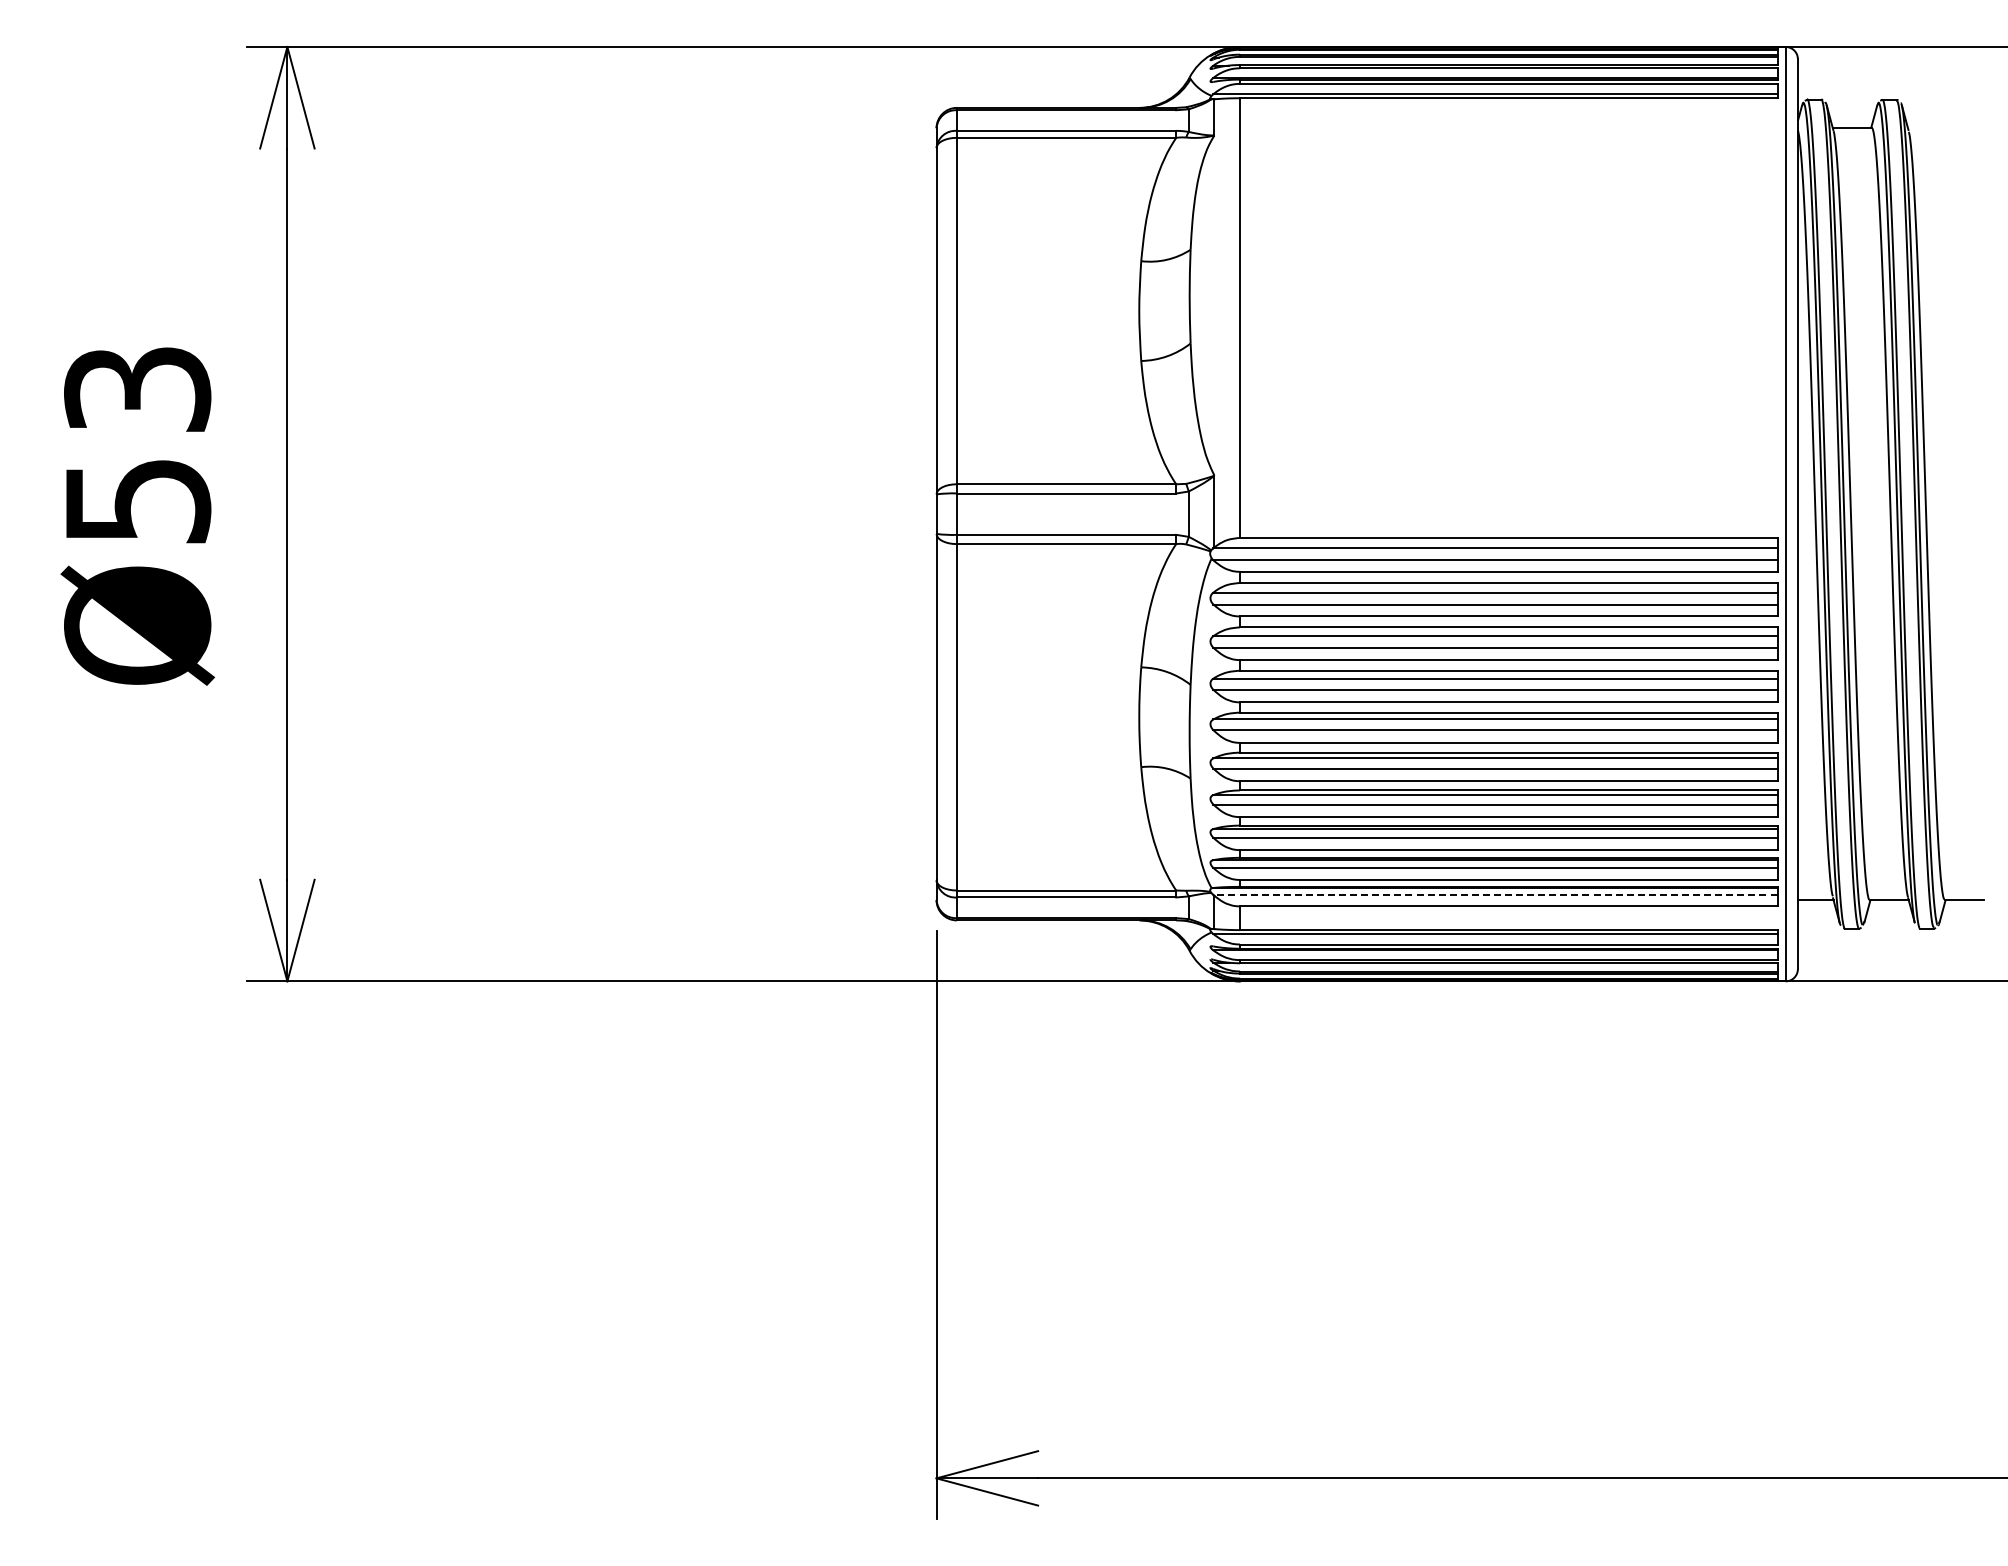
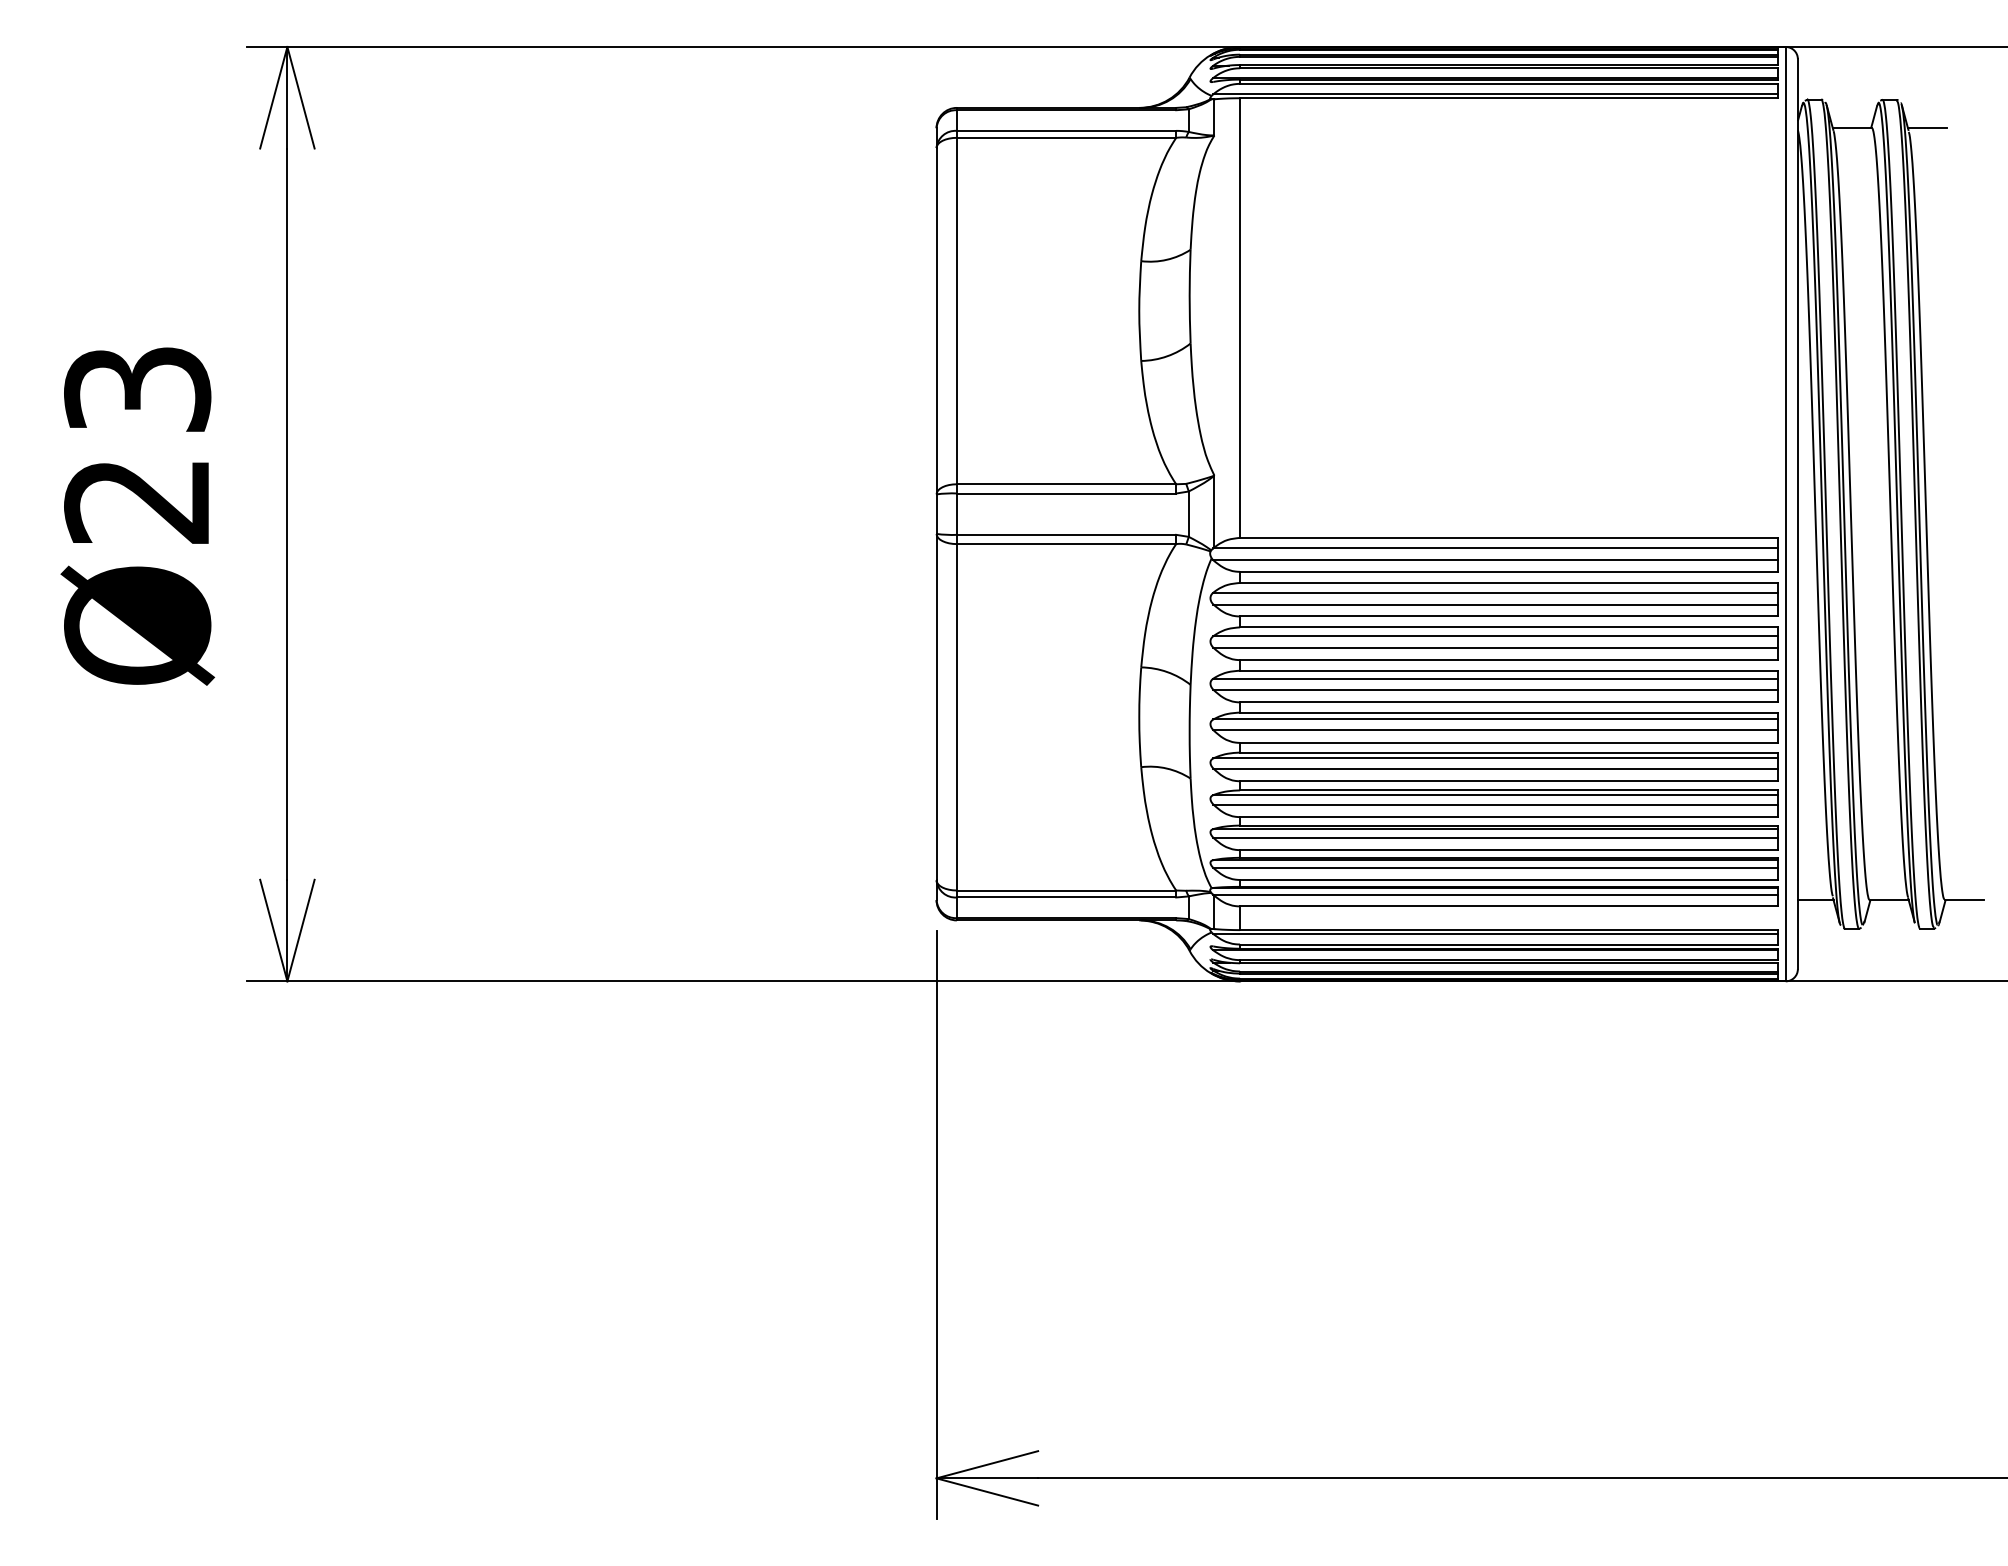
line: none -> present (1926, 128)
text: Ø53 -> Ø23 (137, 501)
line: dashed -> solid (1494, 894)
